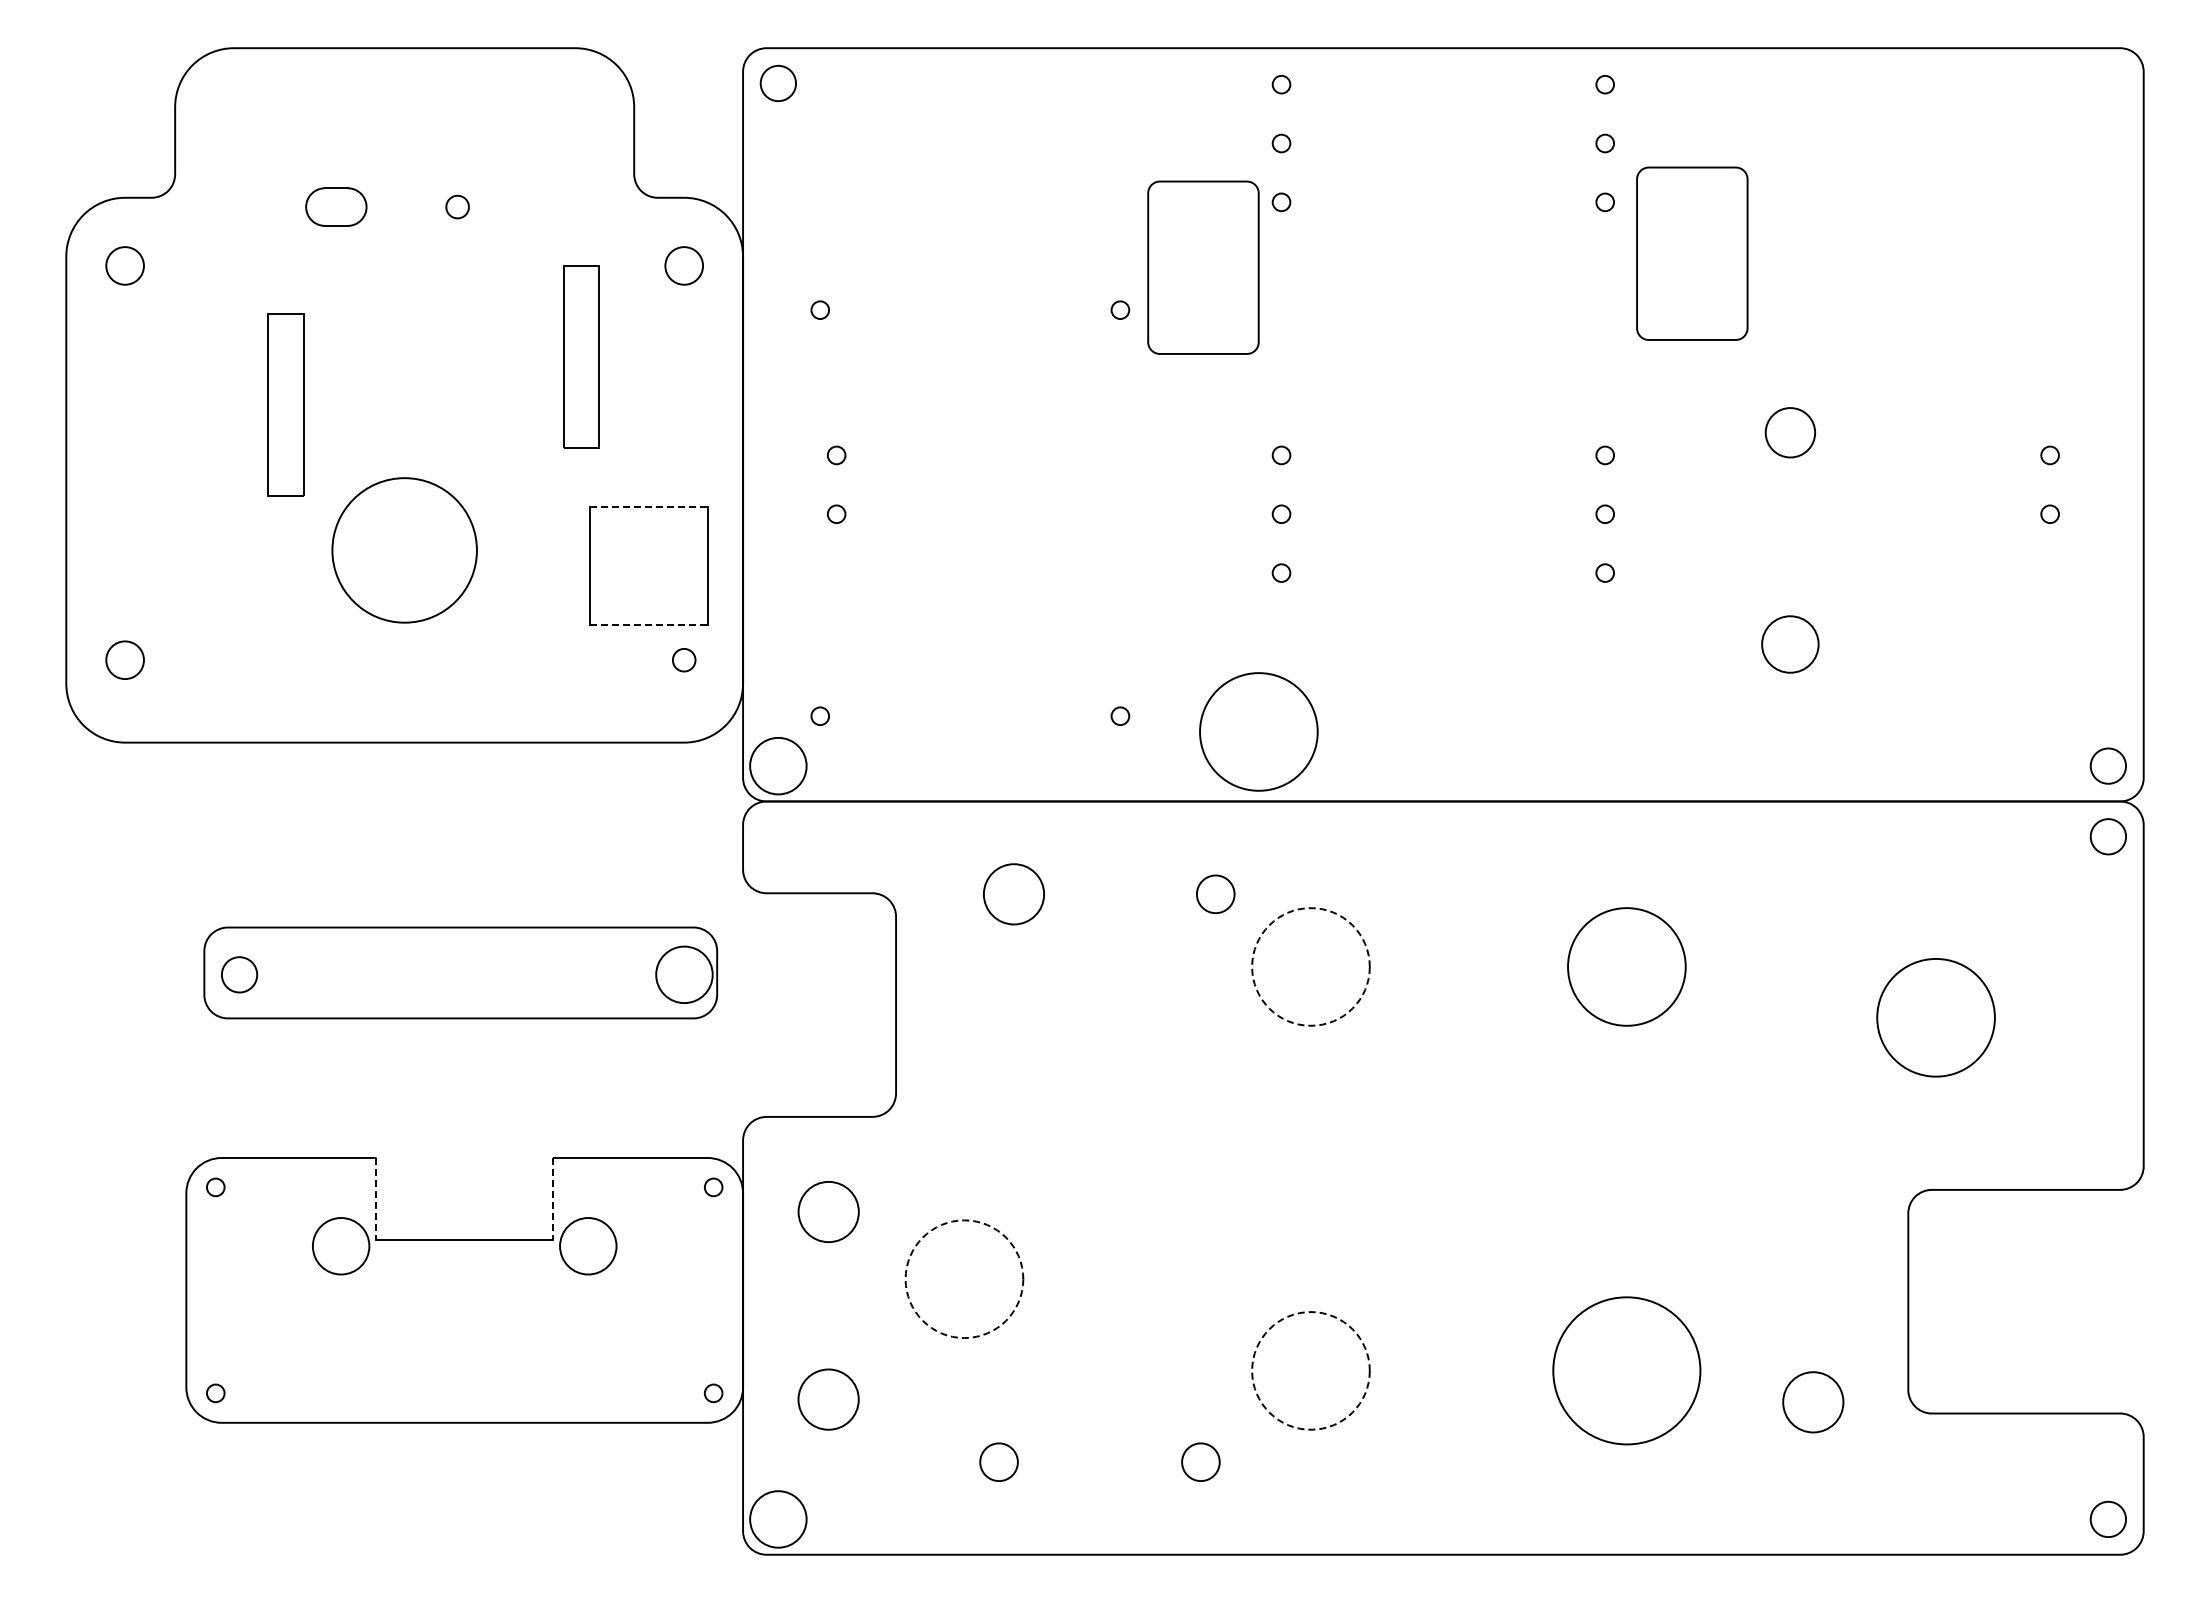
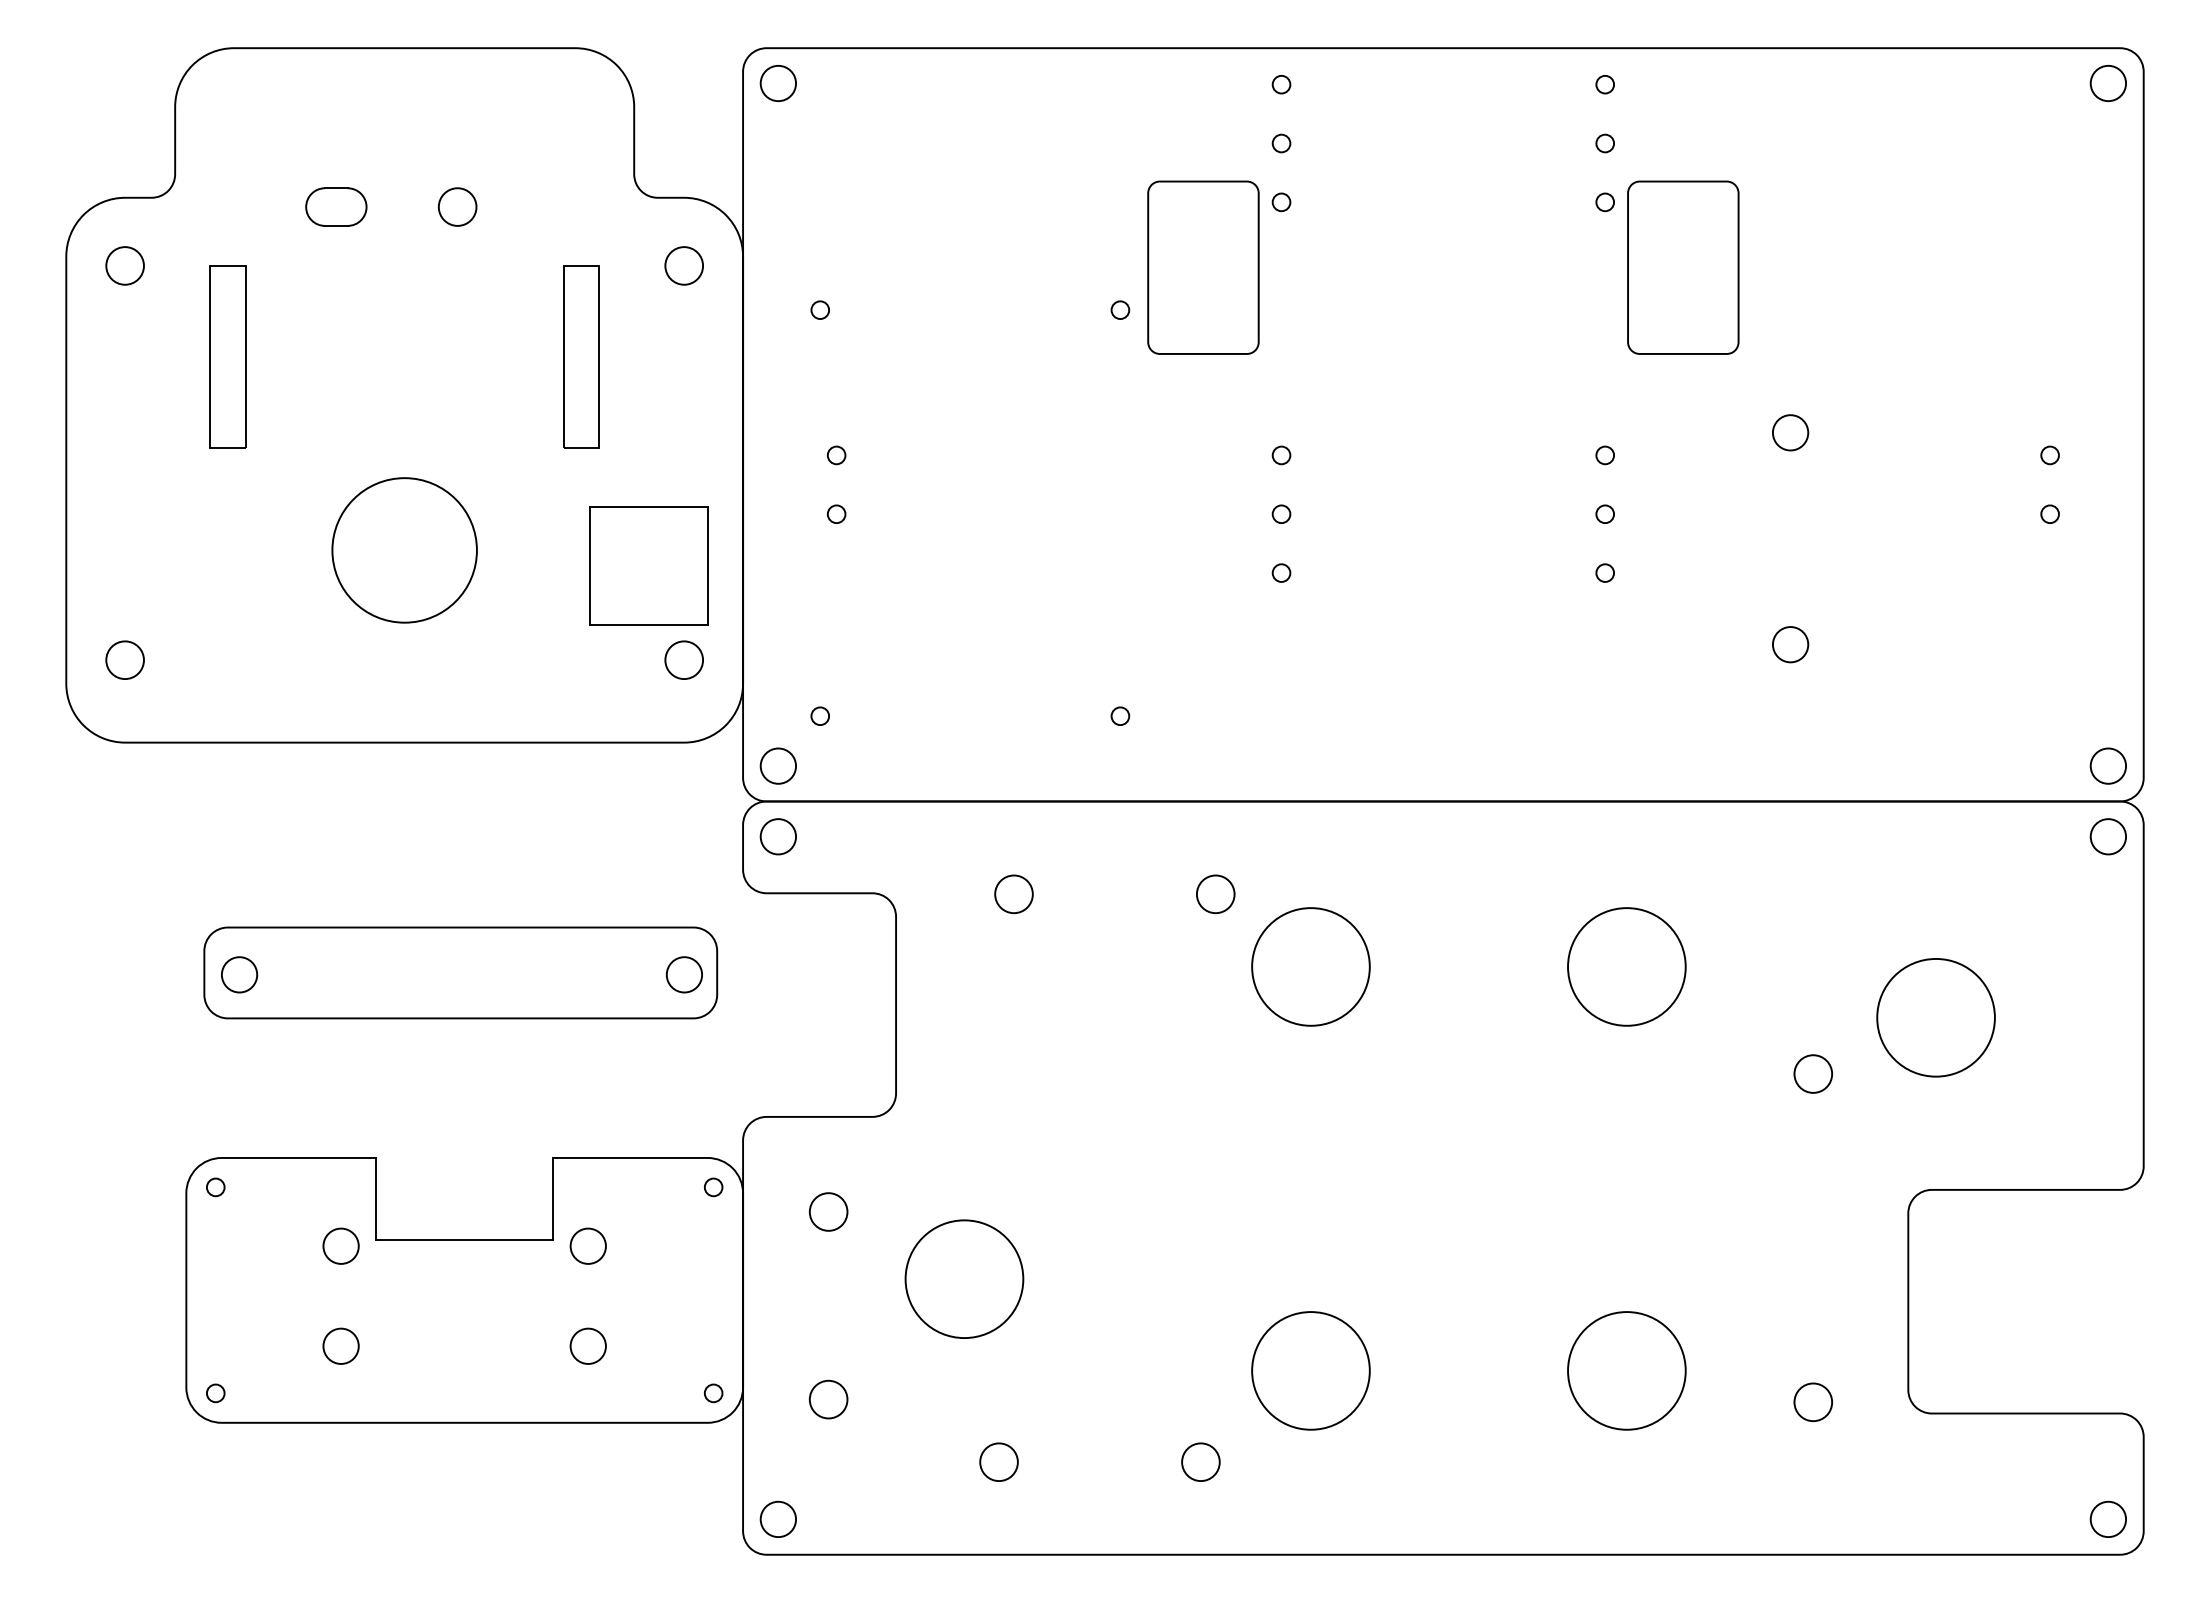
circle: none -> present (2107, 83)
circle diameter: 23 px -> 38 px (457, 206)
part position: (1692, 253) -> (1683, 267) (1683, 267)
part position: (285, 404) -> (227, 356) (227, 356)
circle size: 52x52 px -> 38x38 px (1790, 432)
line: dashed -> solid (648, 507)
line: dashed -> solid (648, 624)
circle size: 59x59 px -> 38x38 px (1790, 644)
circle diameter: 23 px -> 38 px (684, 660)
circle: present -> none (1258, 731)
circle diameter: 56 px -> 35 px (778, 765)
circle: none -> present (777, 836)
circle diameter: 60 px -> 38 px (1013, 894)
circle: dashed -> solid (1310, 966)
circle diameter: 56 px -> 35 px (684, 974)
circle: none -> present (1812, 1073)
line: dashed -> solid (376, 1199)
line: dashed -> solid (552, 1199)
circle size: 63x62 px -> 41x40 px (828, 1211)
circle diameter: 56 px -> 35 px (340, 1245)
circle diameter: 56 px -> 35 px (587, 1245)
circle: dashed -> solid (964, 1279)
circle: none -> present (340, 1345)
circle: none -> present (587, 1345)
circle: dashed -> solid (1310, 1370)
circle size: 150x150 px -> 120x120 px (1626, 1370)
circle diameter: 60 px -> 38 px (828, 1399)
circle diameter: 60 px -> 38 px (1813, 1402)
circle diameter: 56 px -> 35 px (778, 1519)
